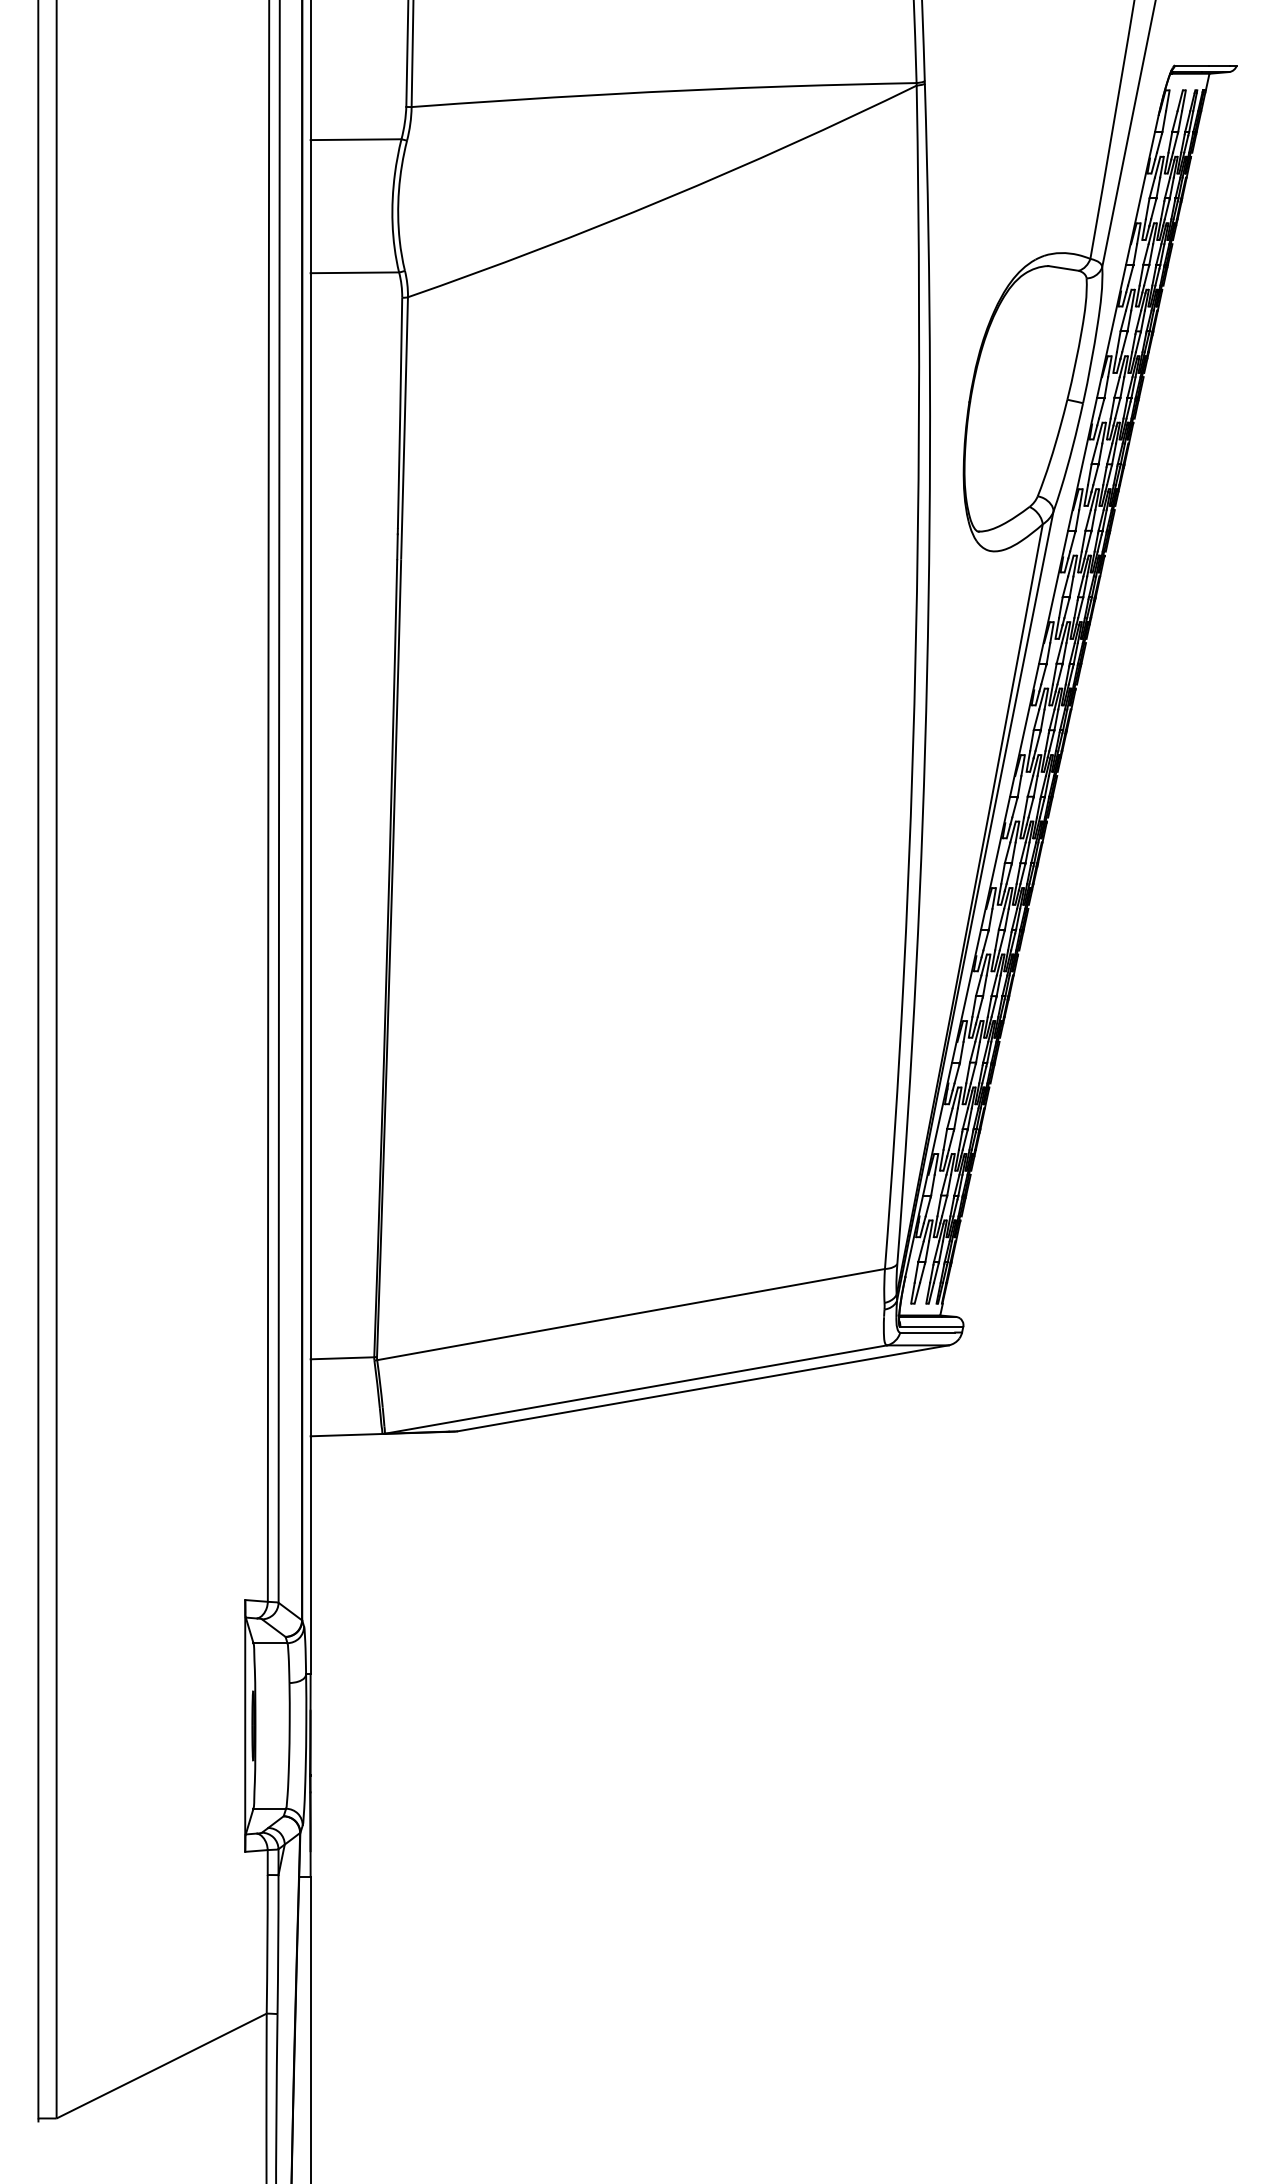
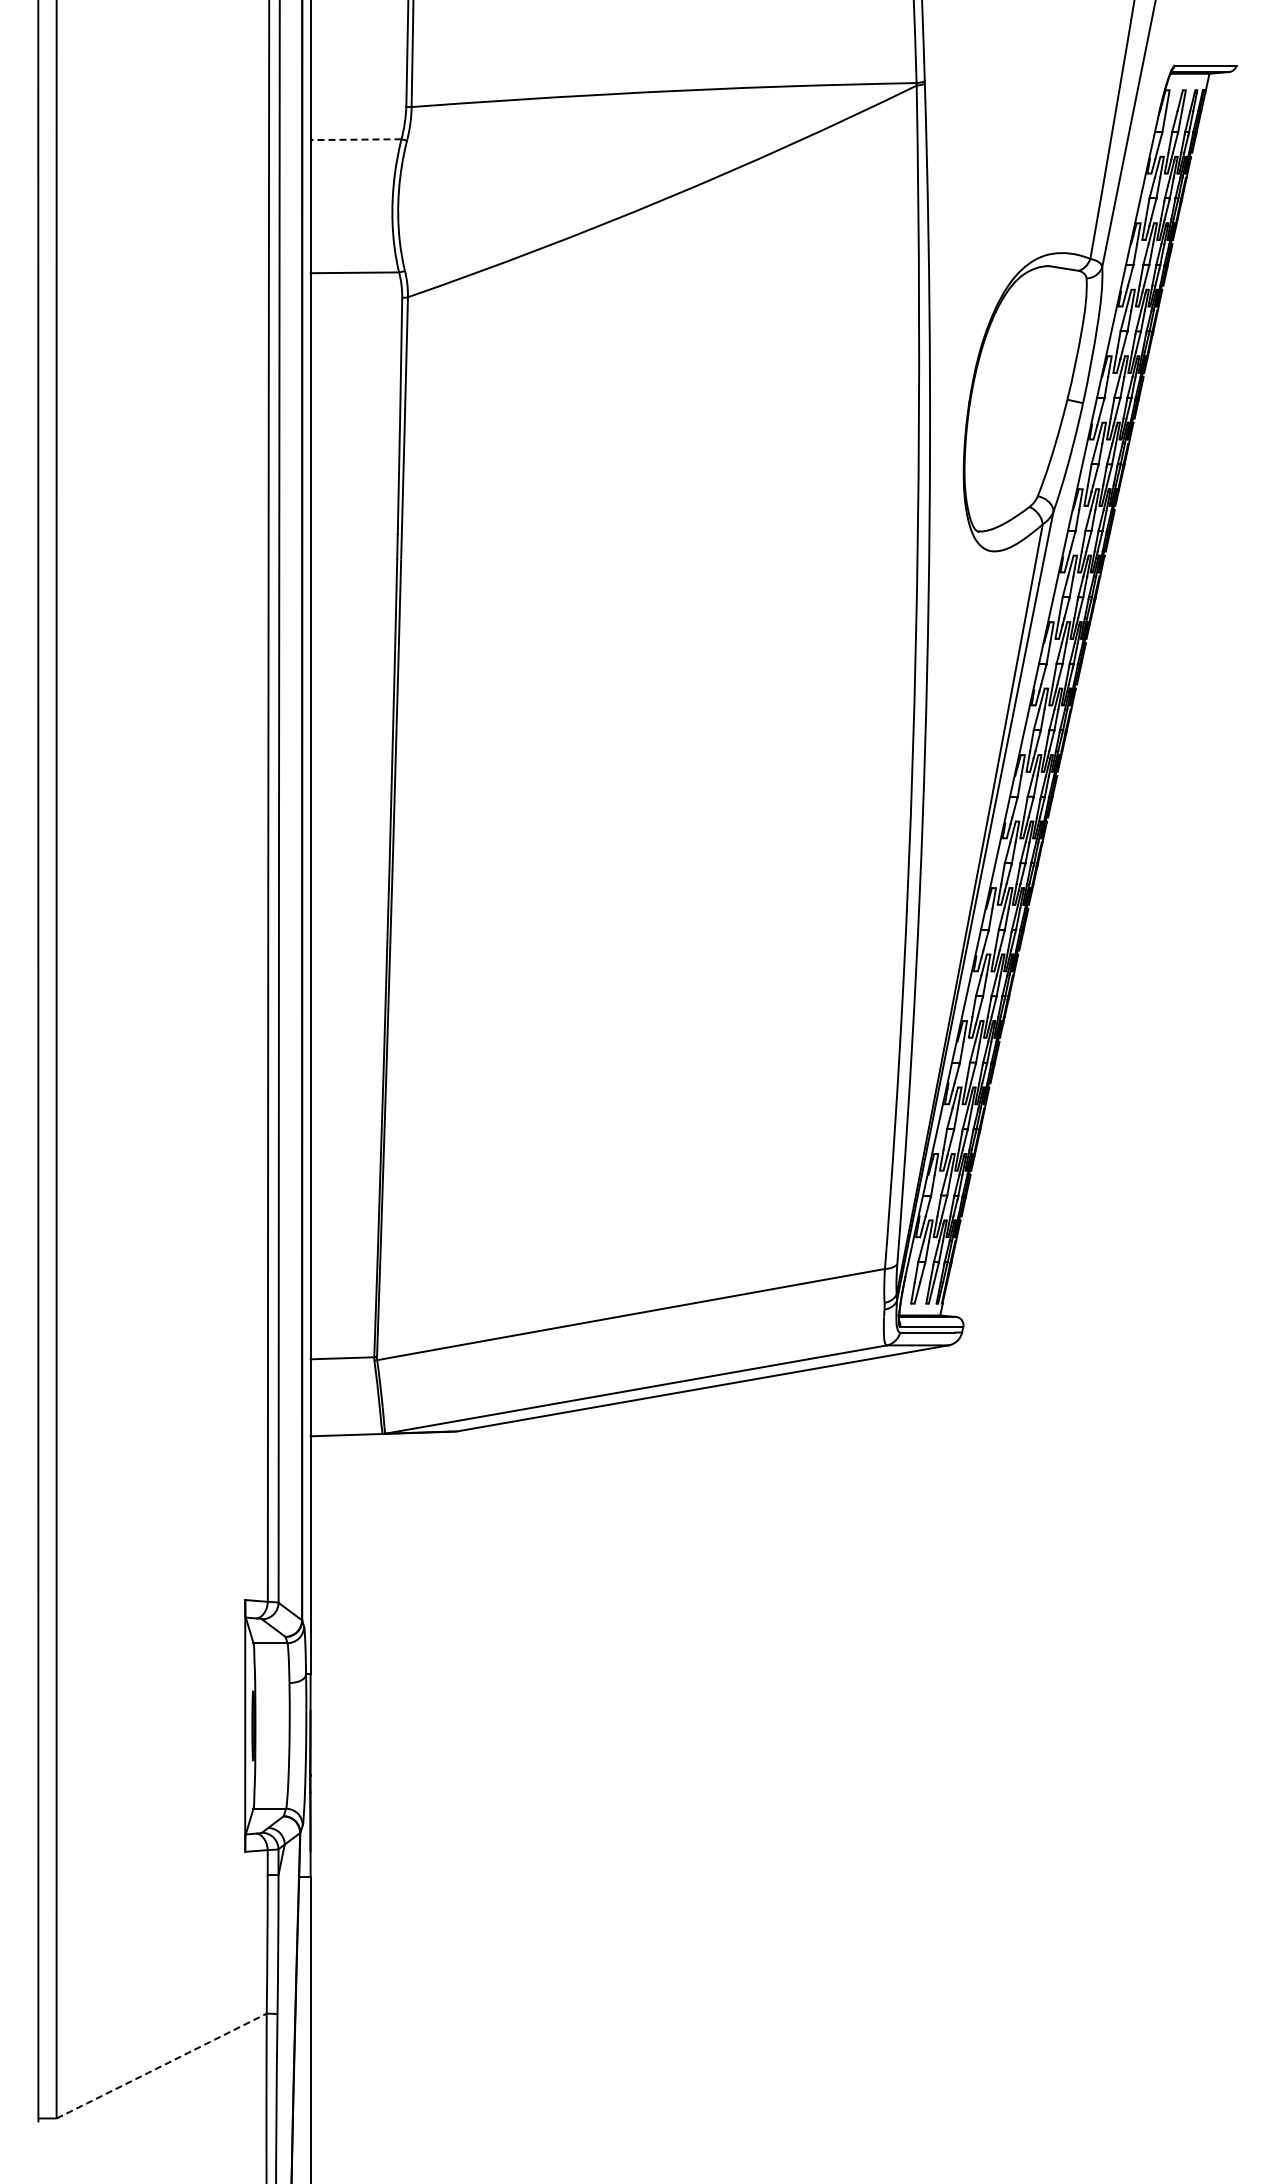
line: solid -> dashed (355, 139)
arc: solid -> dashed (161, 2066)
